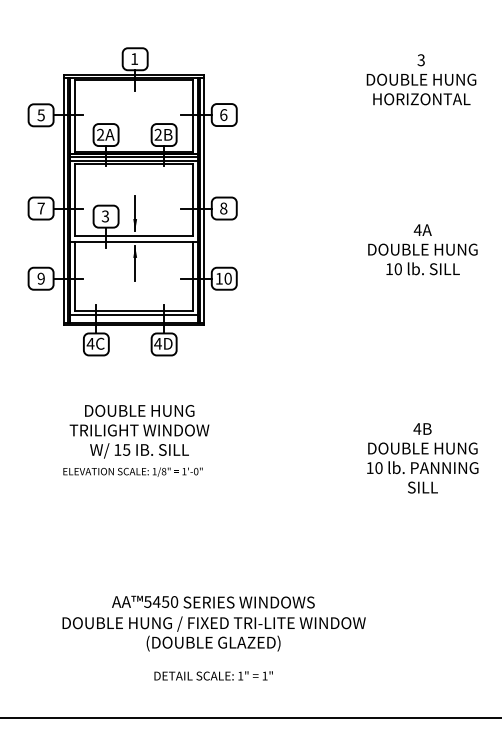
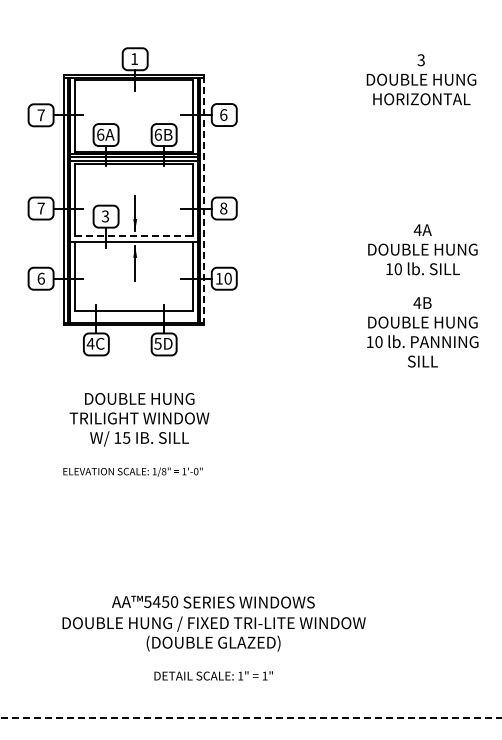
text: 5 -> 7 (40, 115)
text: 2A -> 6A (100, 134)
text: 2B -> 6B (157, 134)
line: solid -> dashed (204, 199)
line: solid -> dashed (134, 235)
text: 9 -> 6 (40, 278)
line: present -> none (134, 314)
text: 4D -> 5D (157, 343)
text position: (139, 431) -> (139, 419) (139, 419)
text position: (422, 458) -> (422, 332) (422, 332)
line: solid -> dashed (250, 717)
